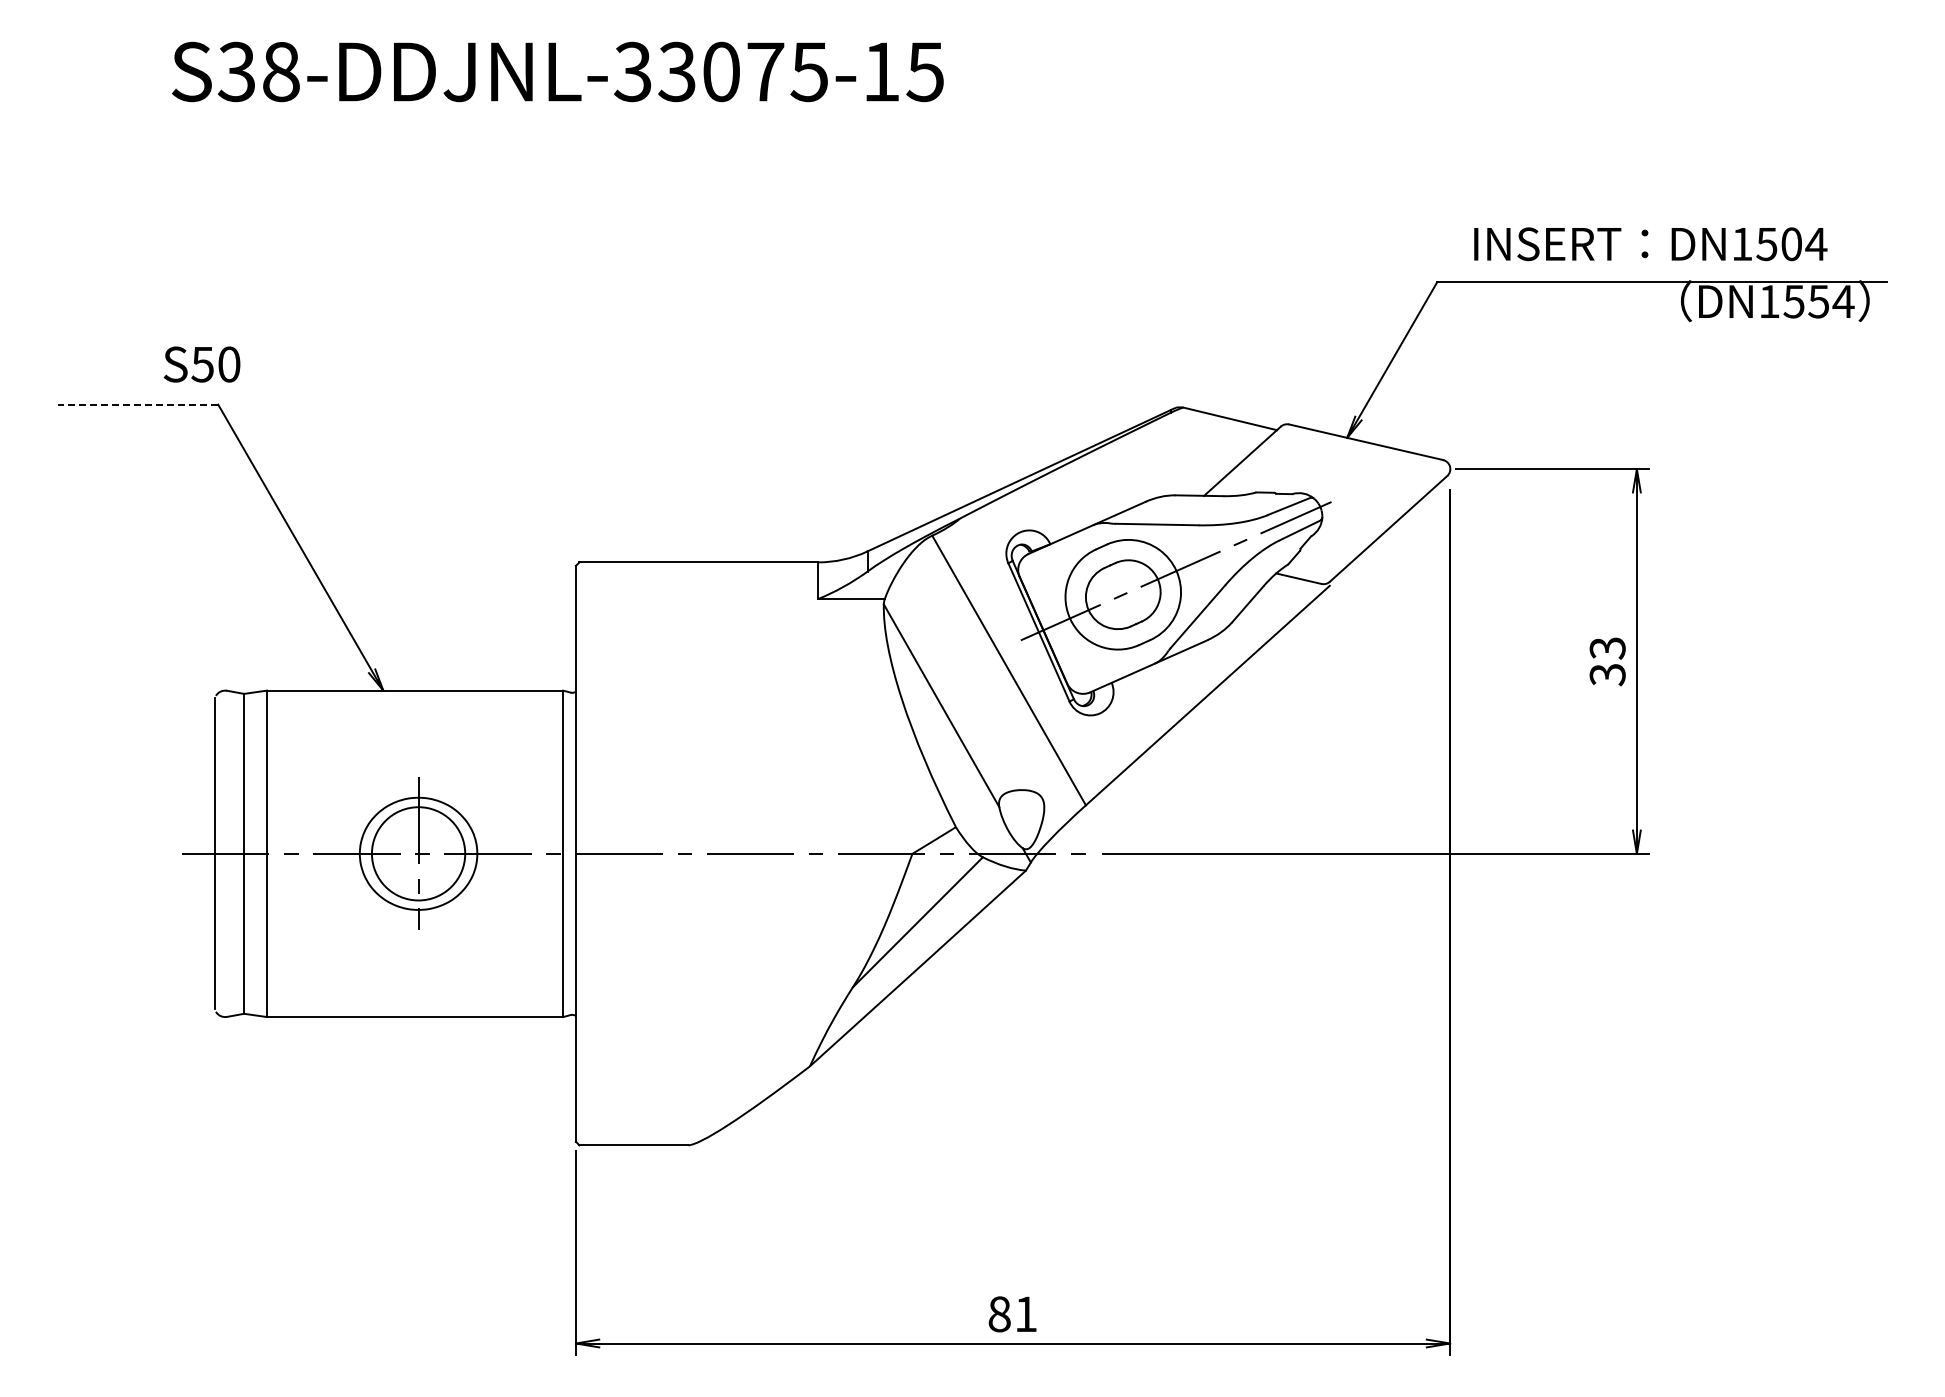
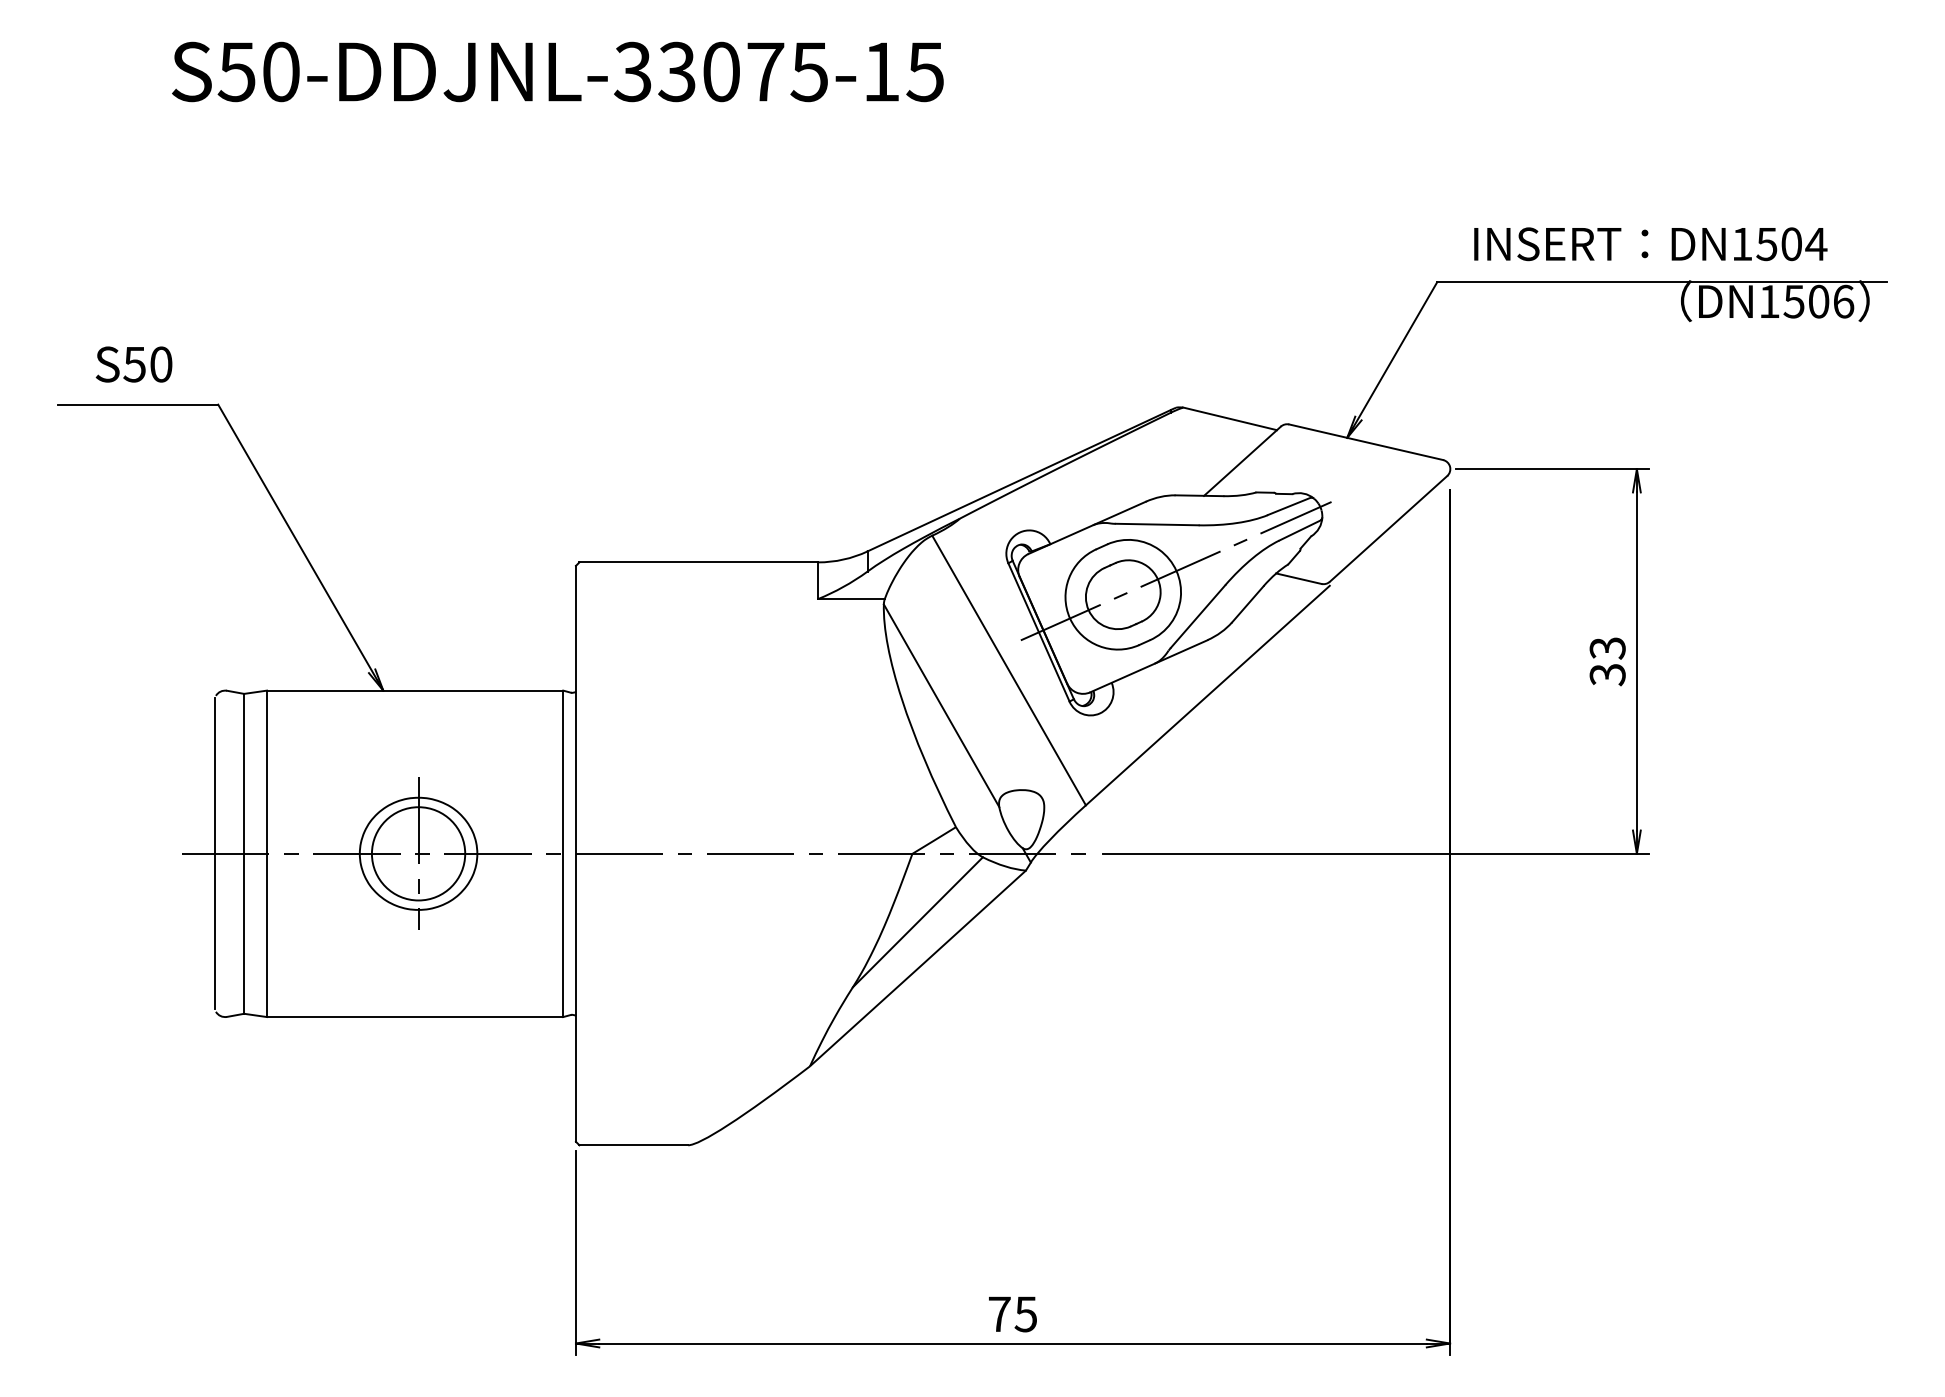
text: S38-DDJNL-33075-15 -> S50-DDJNL-33075-15 (258, 71)
text: DN1554 -> DN1506 (1831, 301)
text position: (201, 364) -> (133, 364) (133, 364)
line: dashed -> solid (138, 404)
text: 81 -> 75 (1012, 1314)
